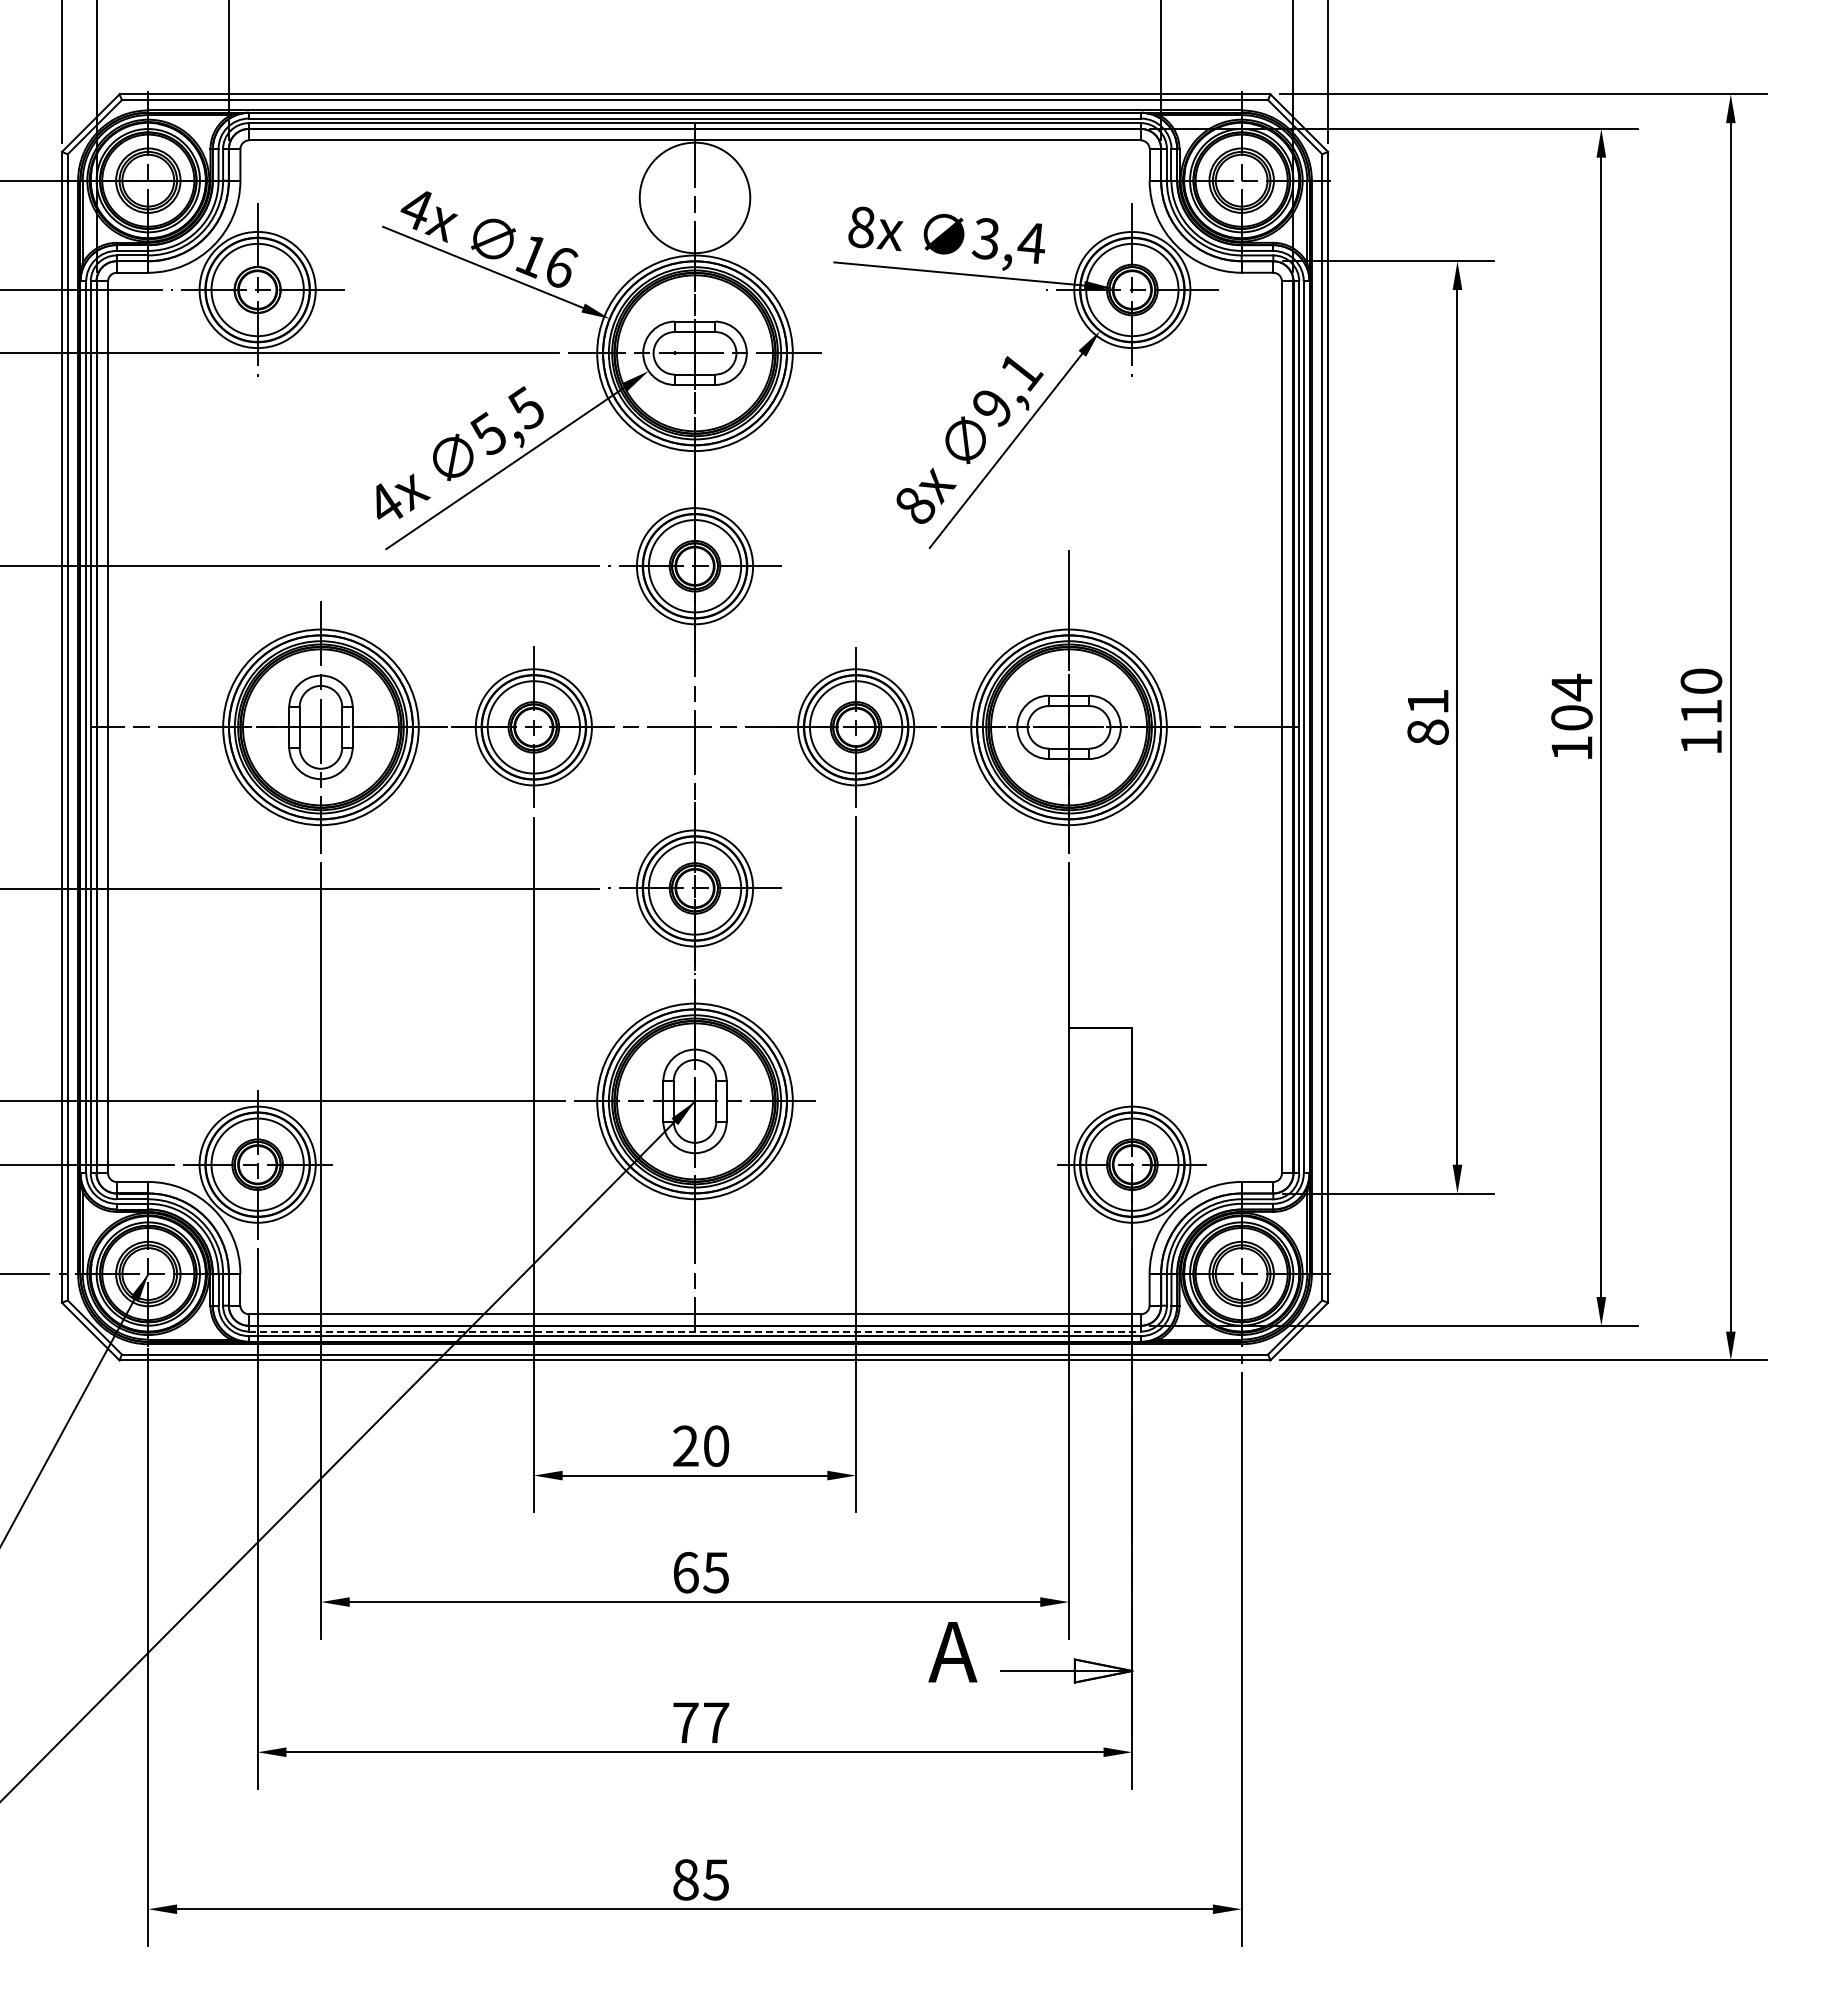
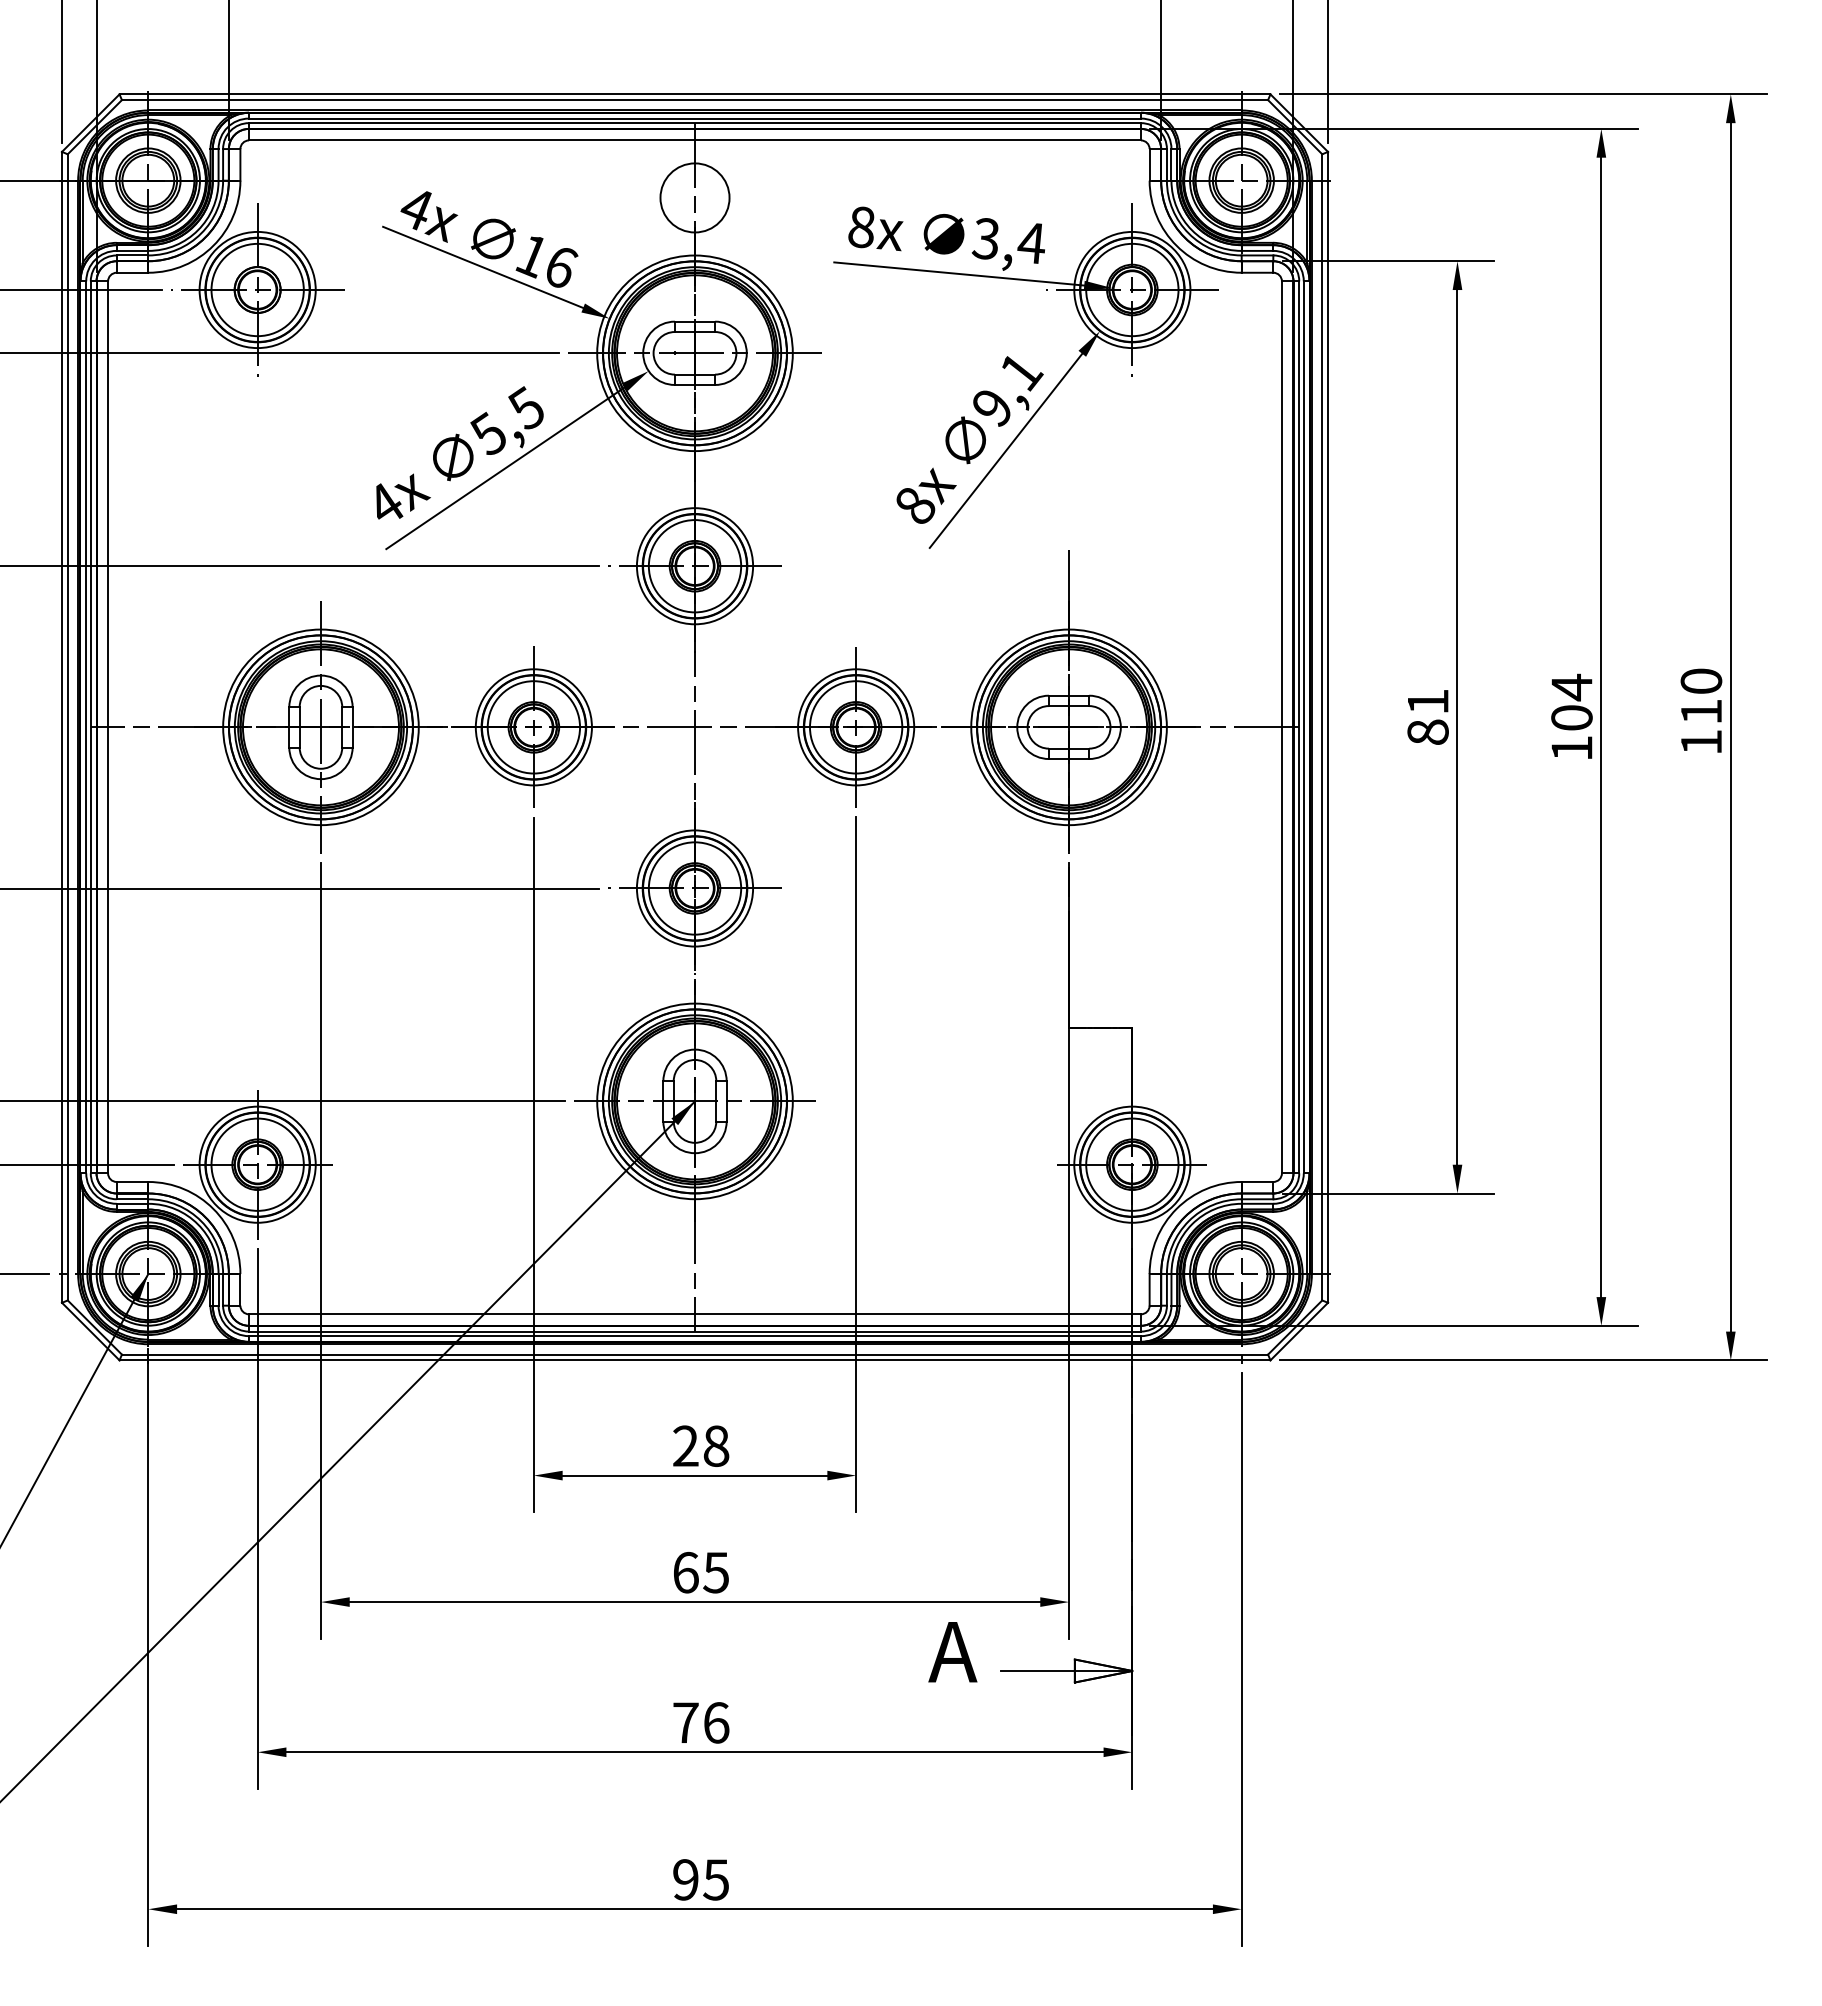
circle diameter: 110 px -> 69 px (694, 197)
line: dashed -> solid (695, 1331)
text: 20 -> 28 (716, 1445)
text: 77 -> 76 (716, 1722)
text: 85 -> 95 (685, 1879)
